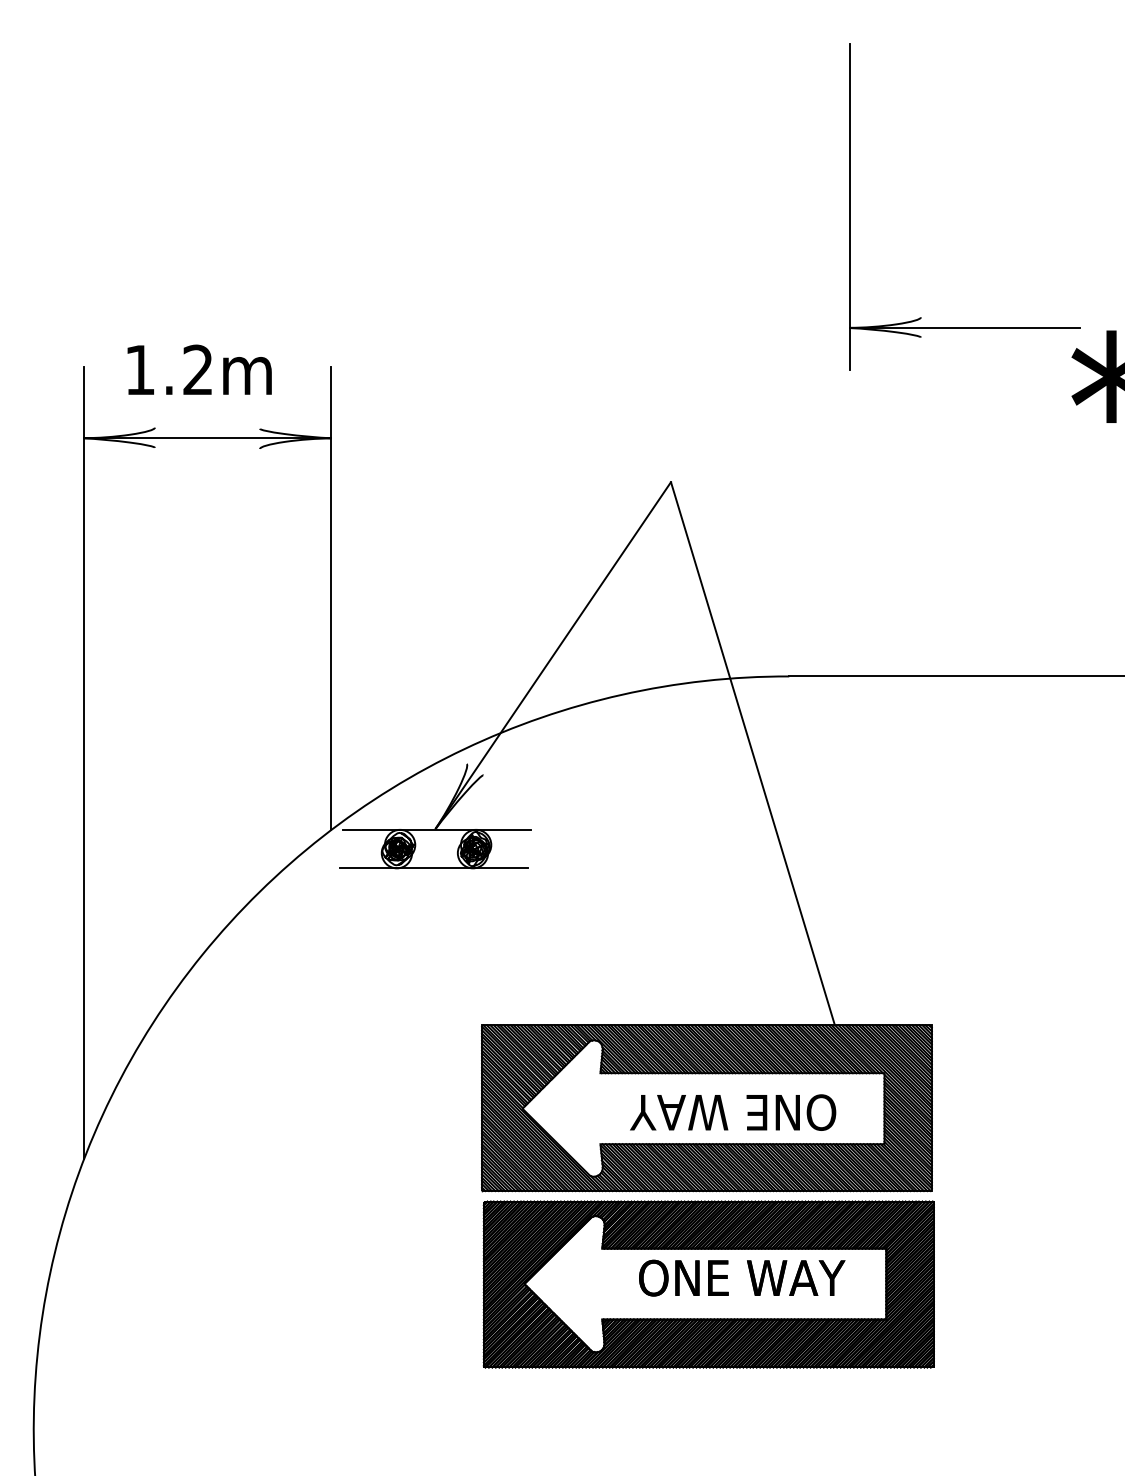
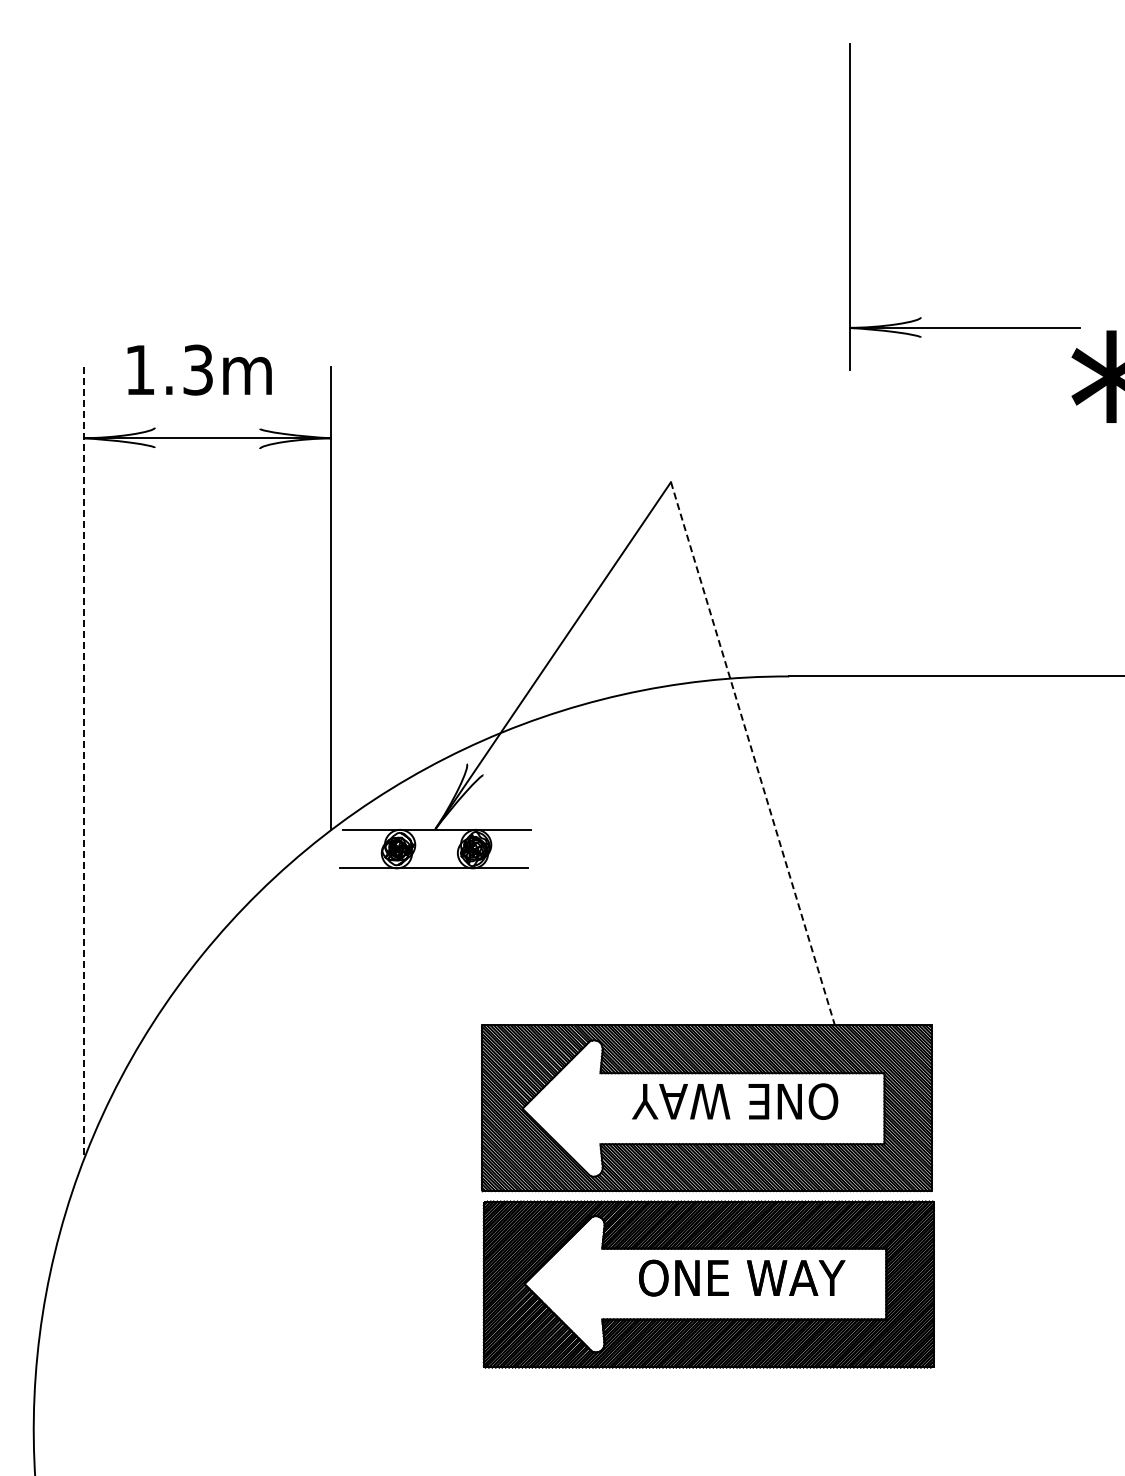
text: 1.2m -> 1.3m (197, 369)
line: solid -> dashed (752, 753)
line: solid -> dashed (83, 763)
text position: (733, 1112) -> (735, 1101) (735, 1101)
